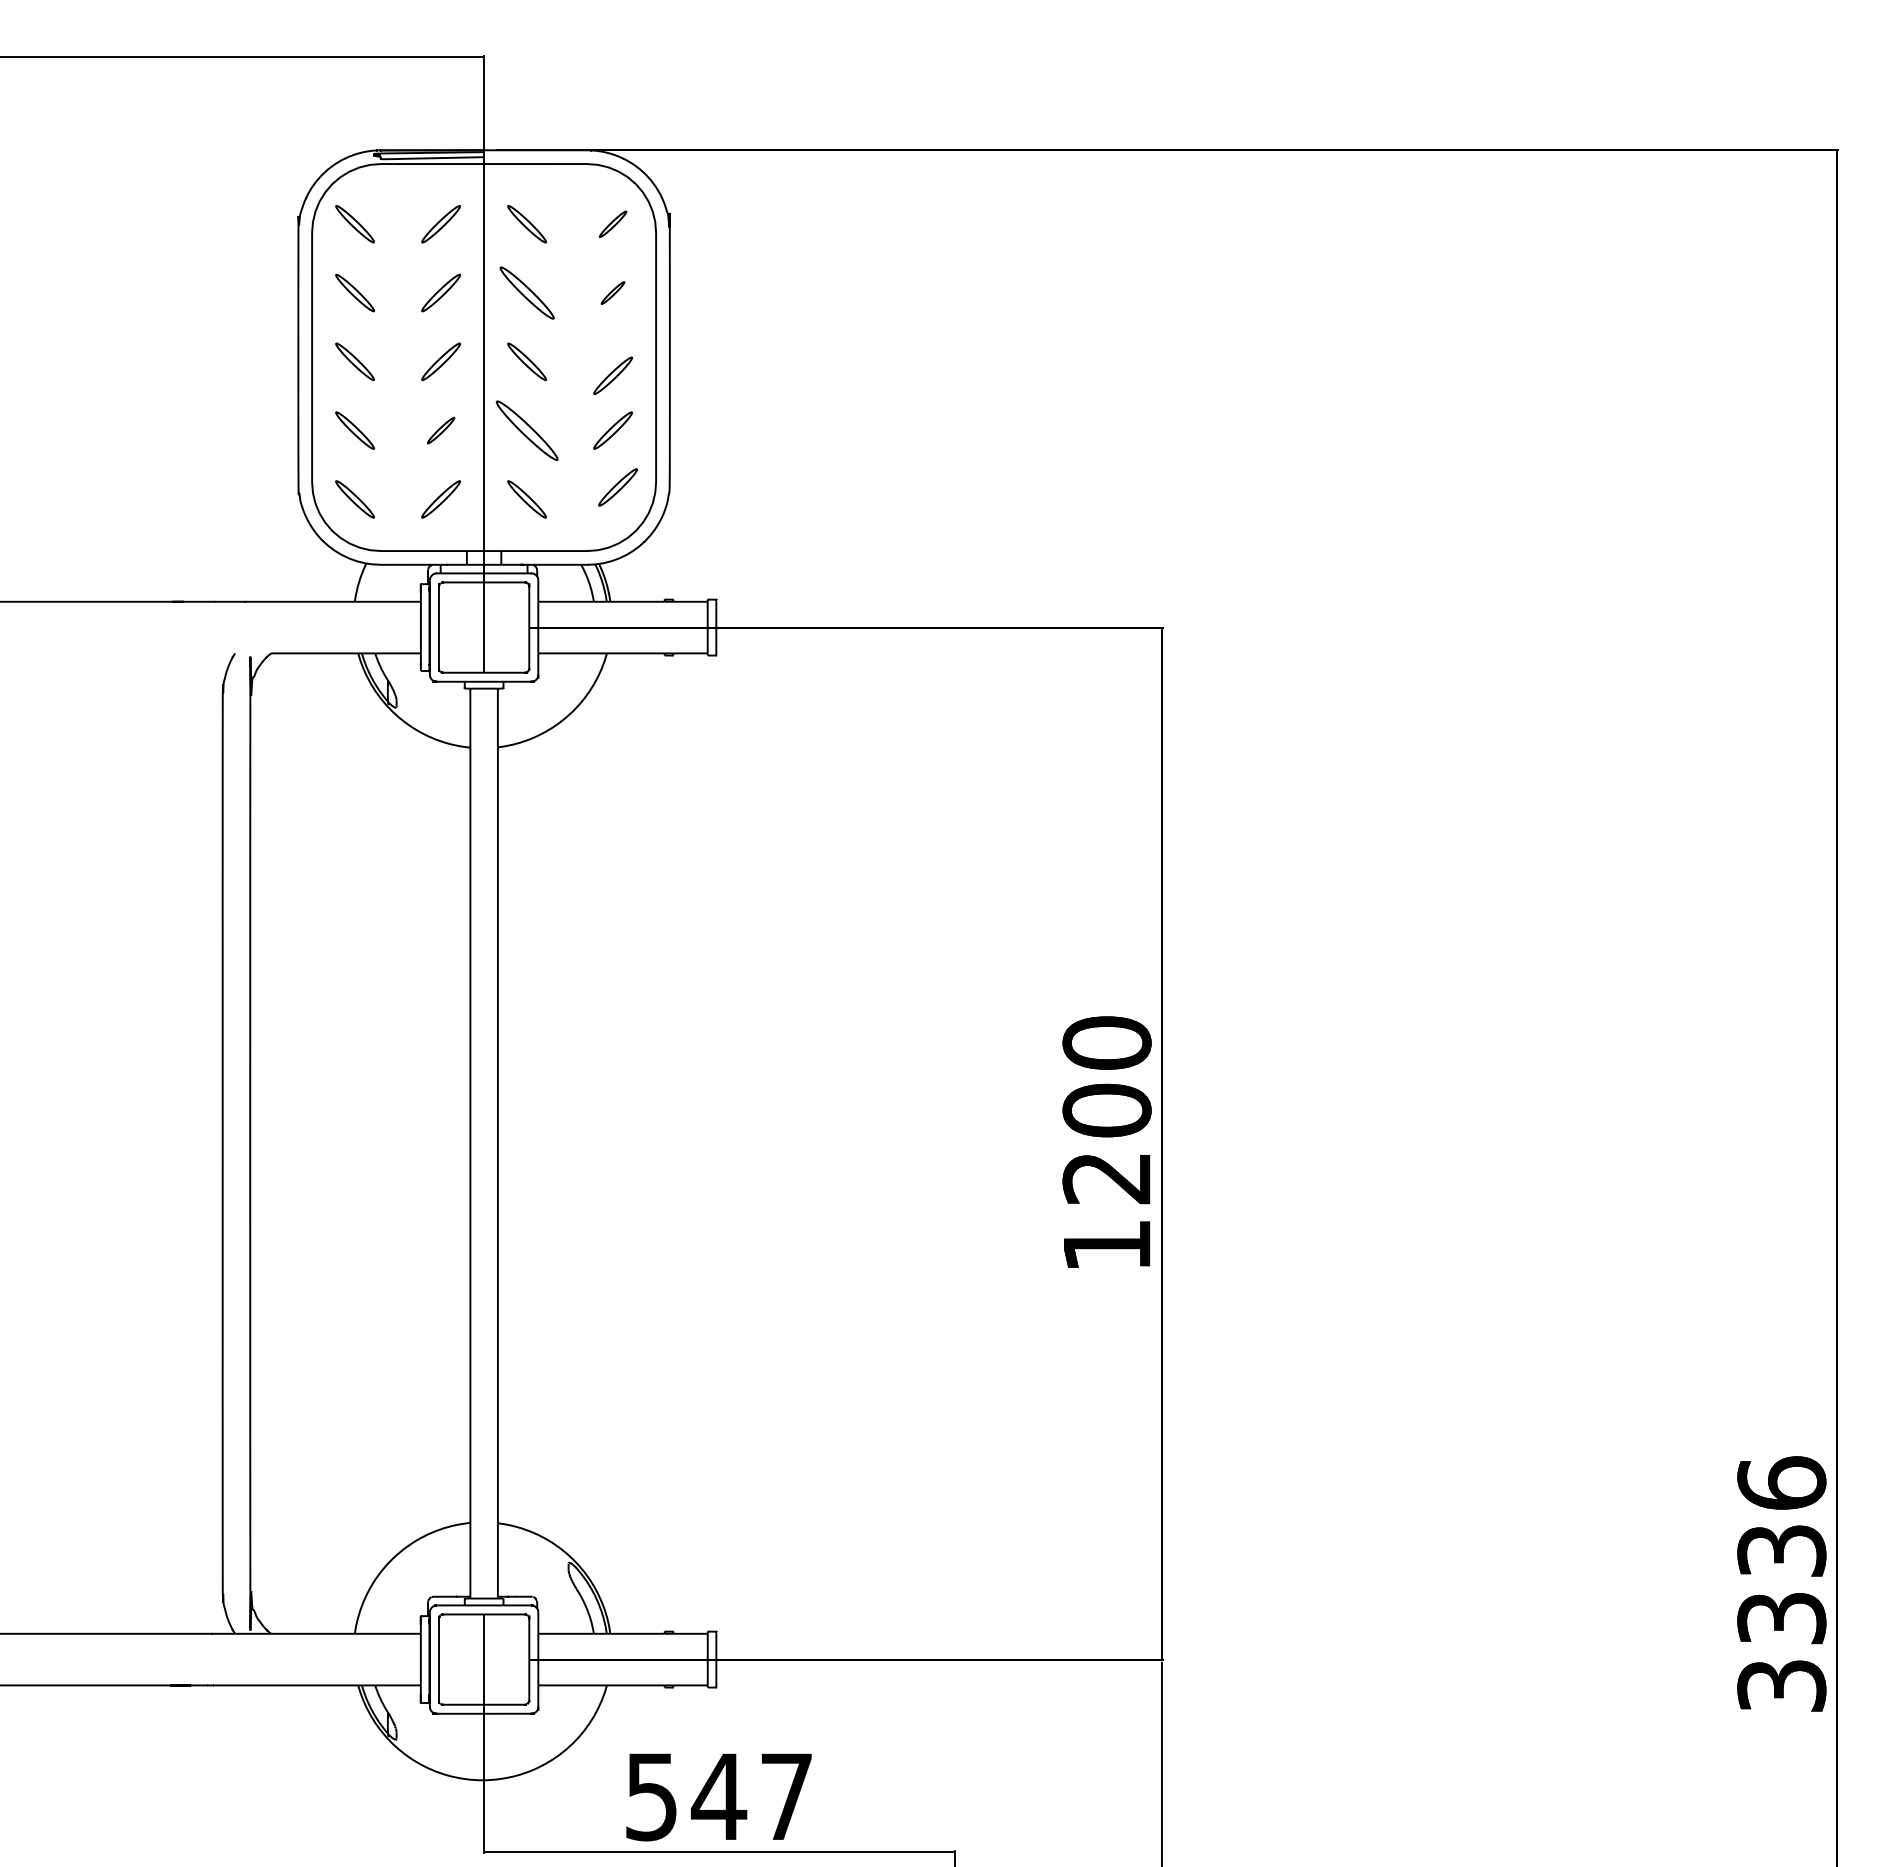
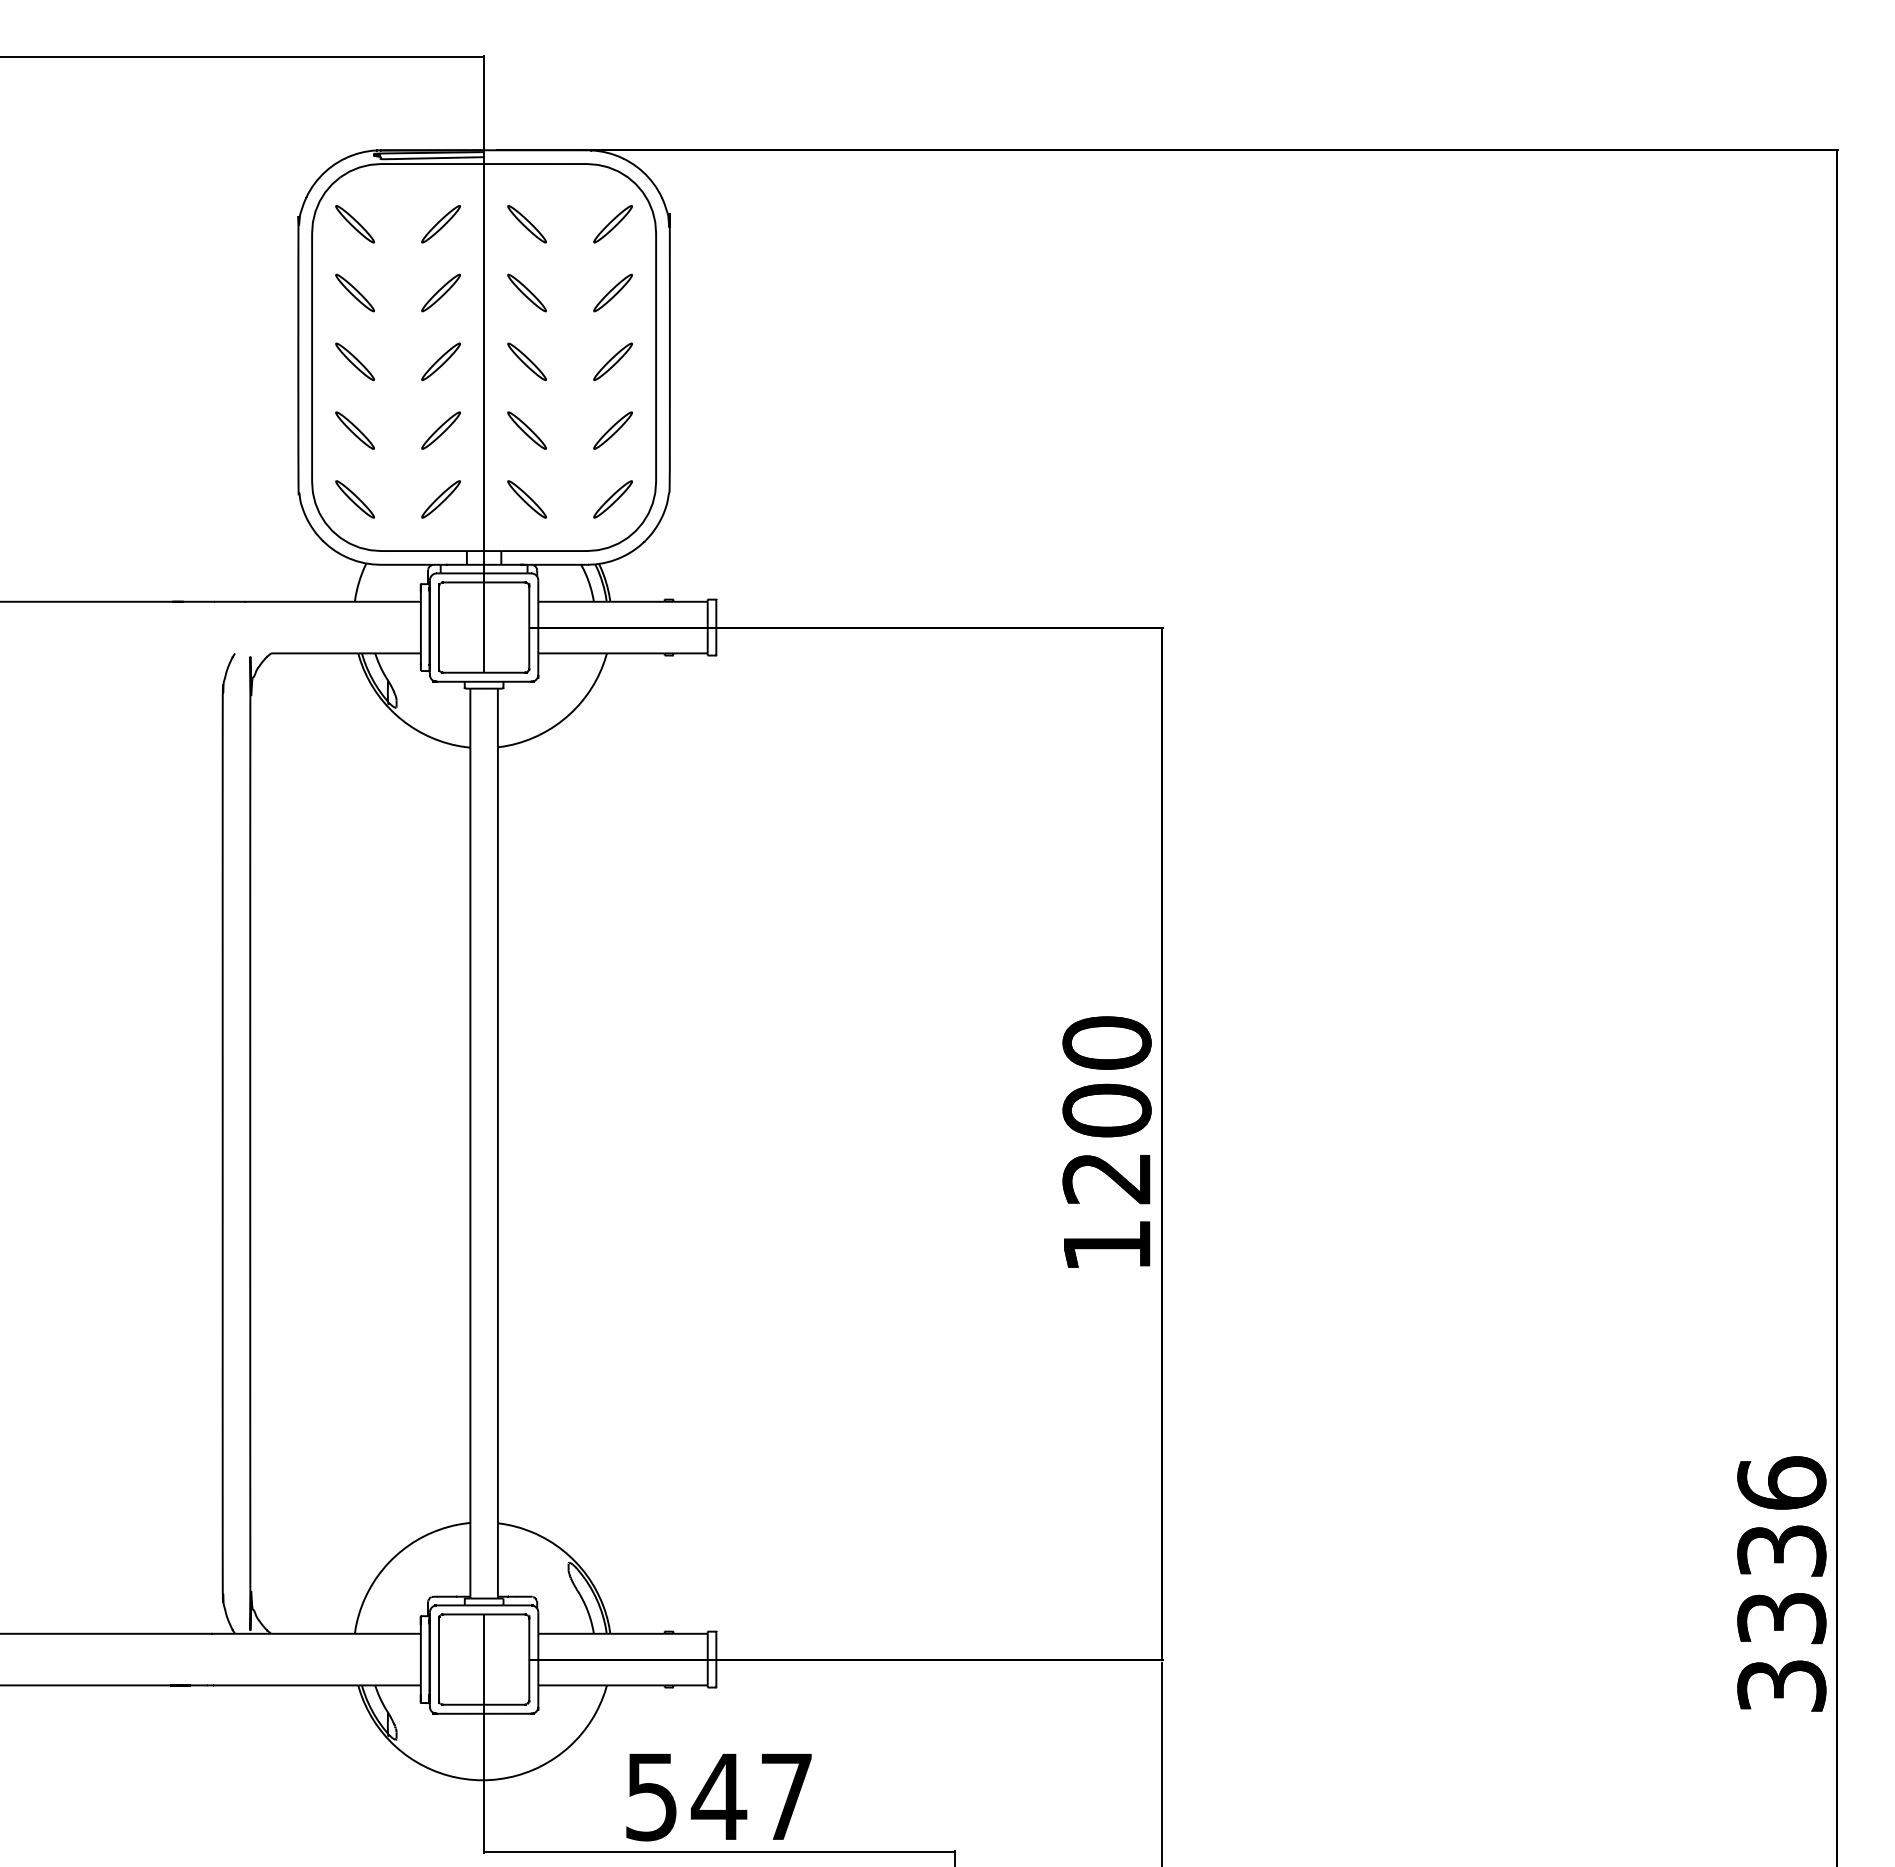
part size: 30x28 px -> 40x39 px (612, 224)
part size: 56x54 px -> 40x40 px (526, 292)
part size: 26x24 px -> 40x40 px (612, 292)
part position: (612, 375) -> (612, 361) (612, 361)
part size: 29x28 px -> 40x39 px (440, 430)
part size: 64x61 px -> 40x39 px (526, 430)
part position: (617, 487) -> (612, 499) (612, 499)
